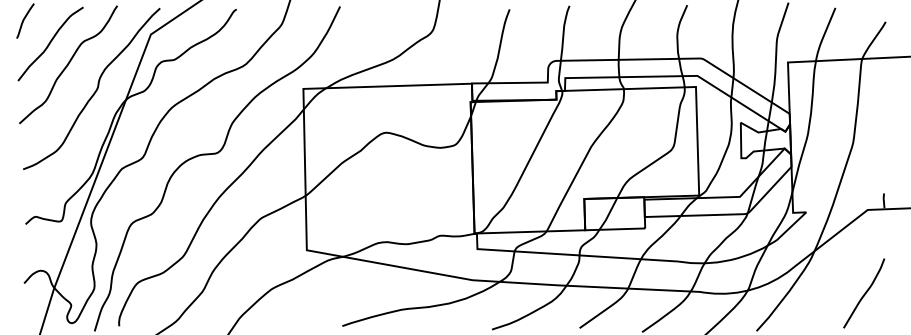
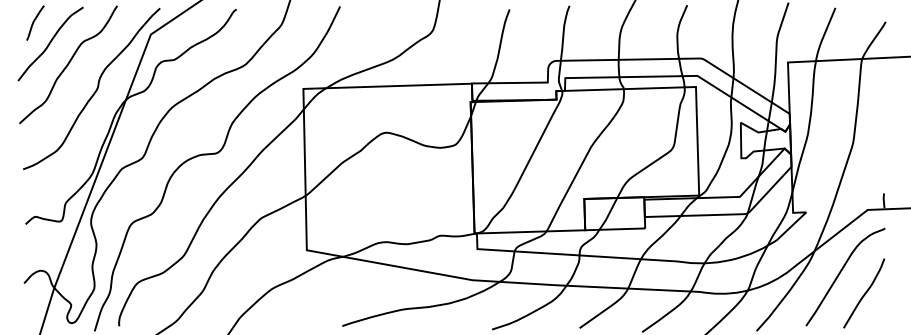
curve position: (24, 20) -> (34, 22) (34, 22)
curve: none -> present (841, 272)
